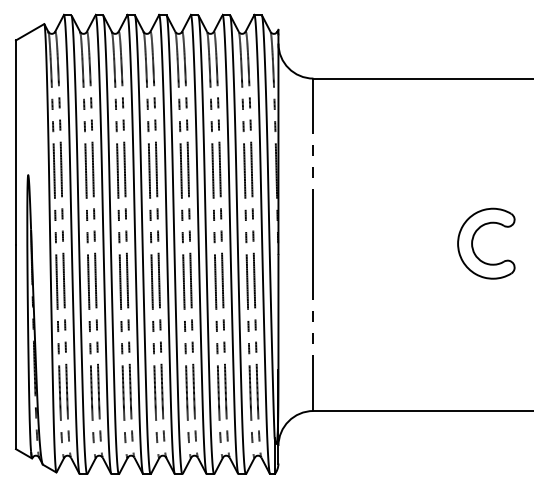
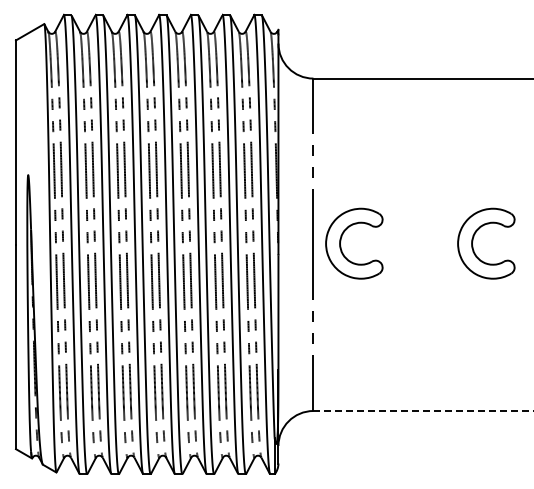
part: none -> present (341, 241)
line: solid -> dashed (423, 411)
